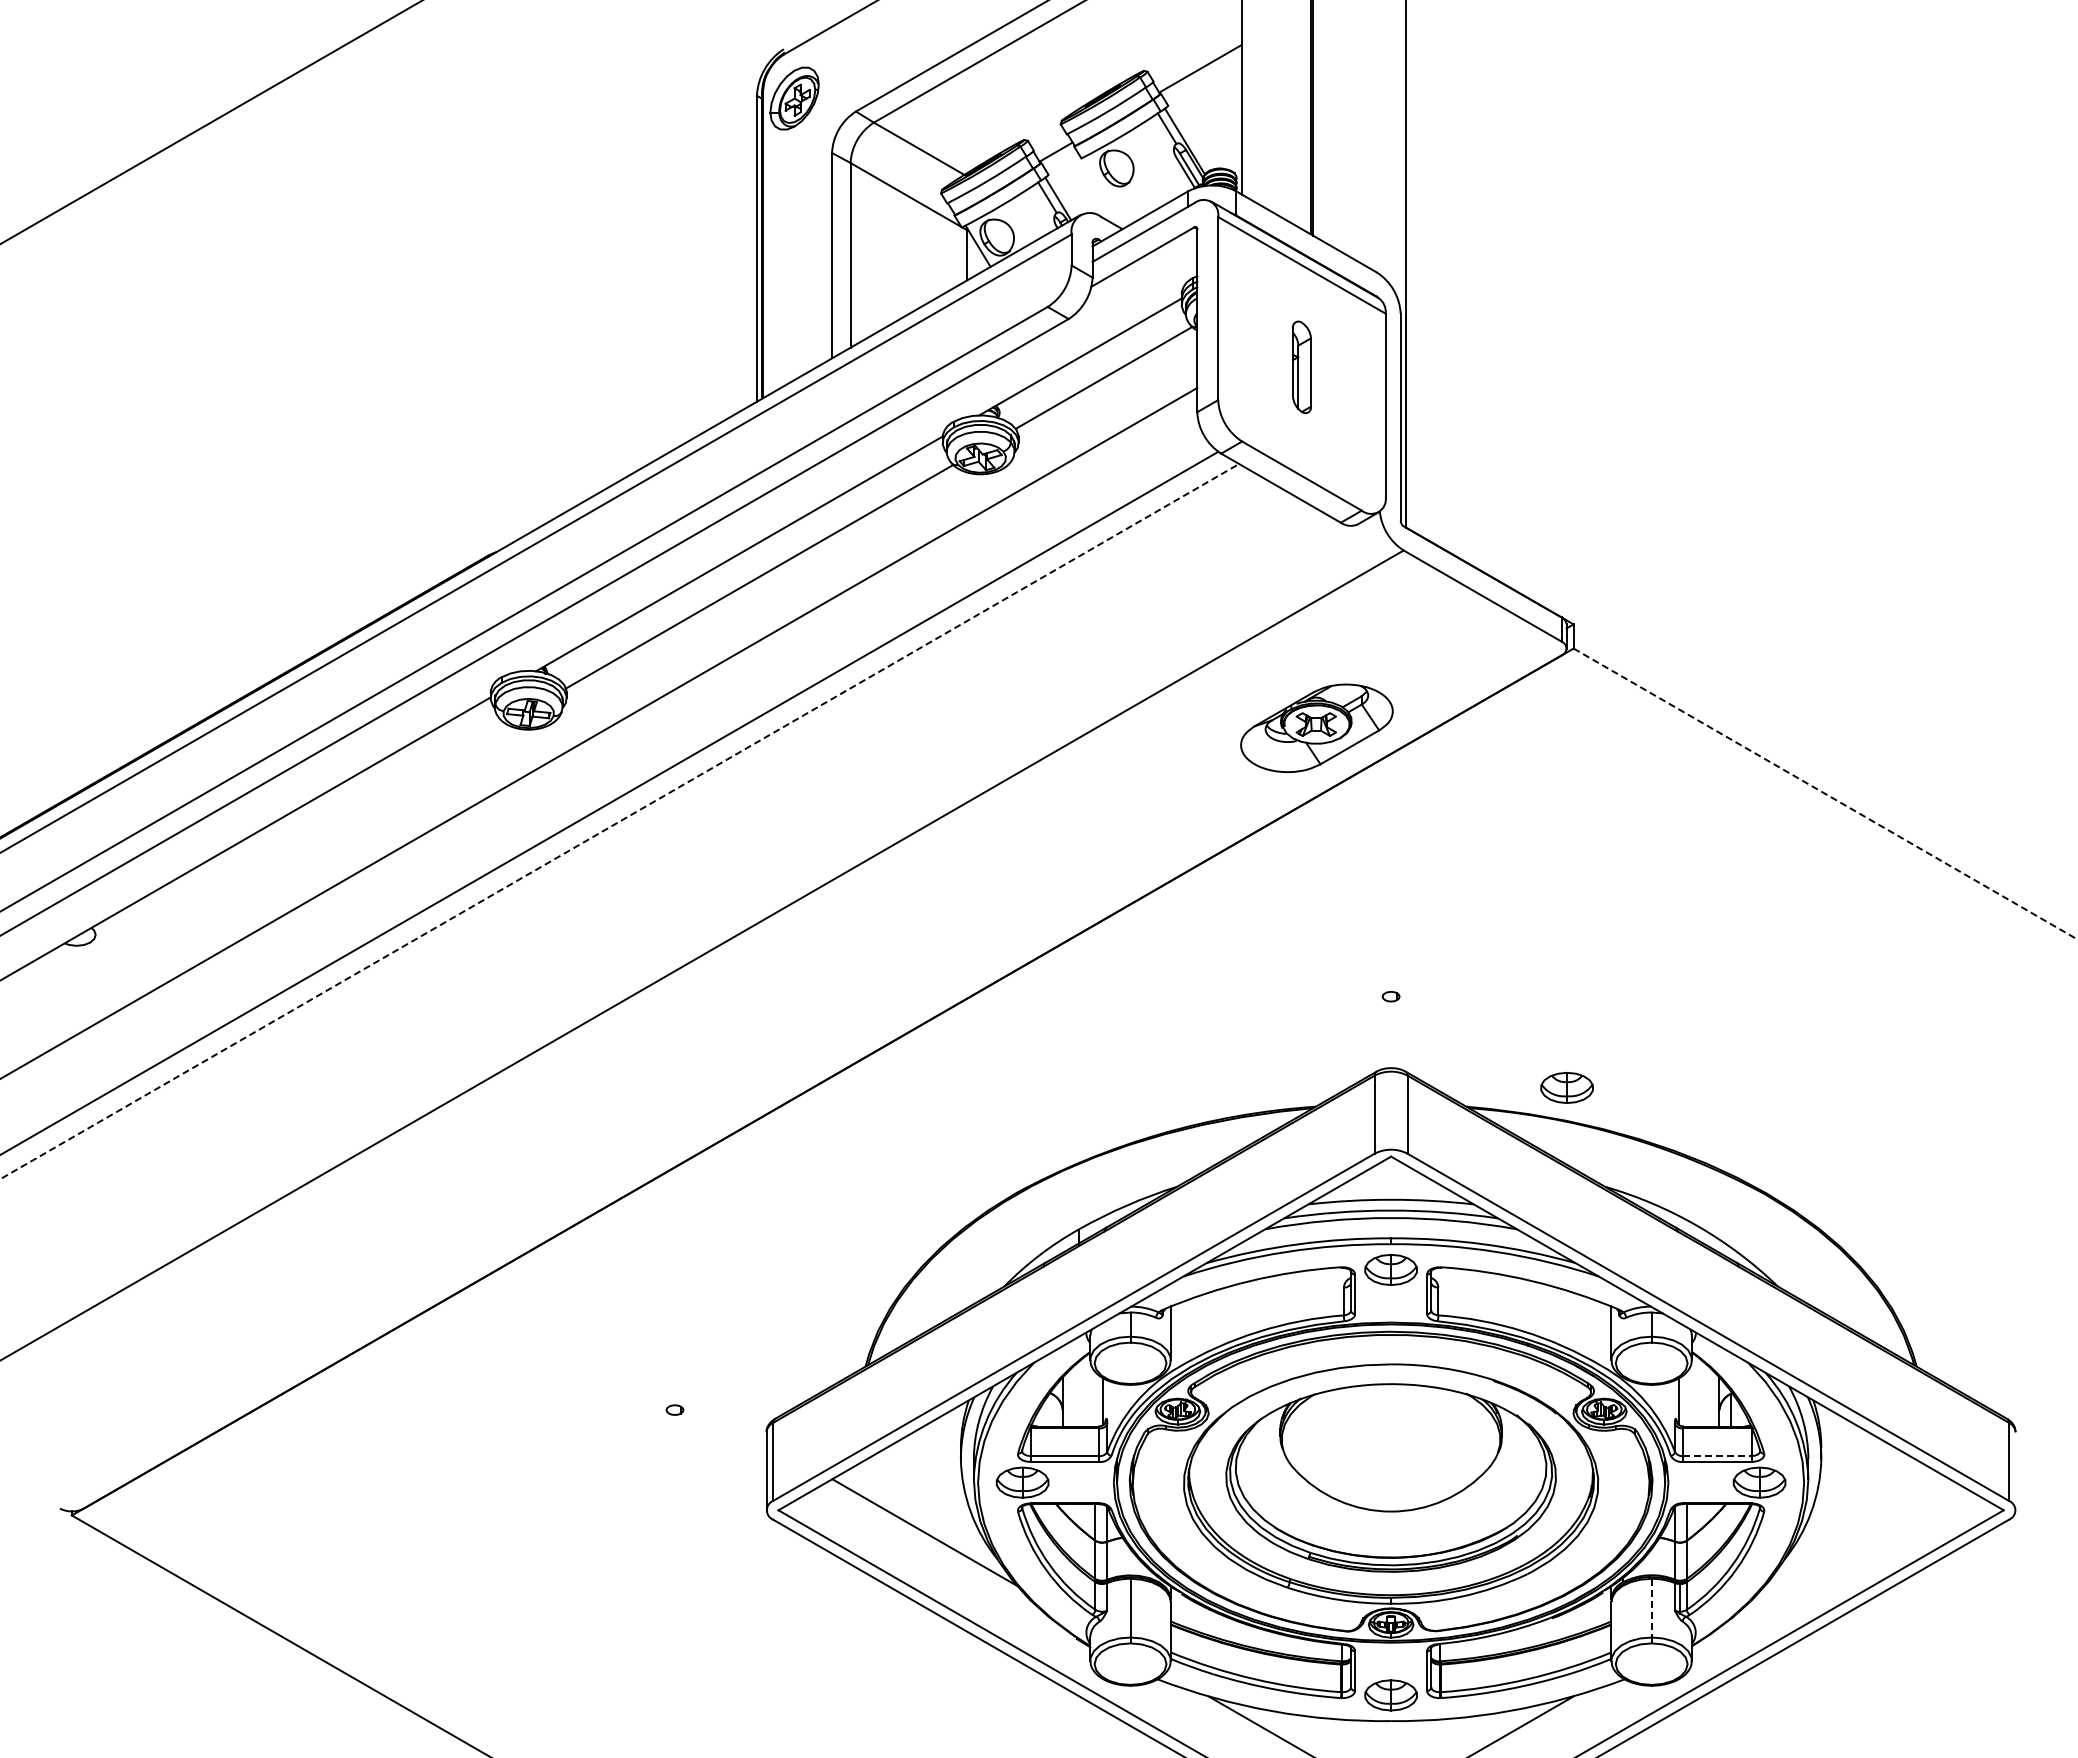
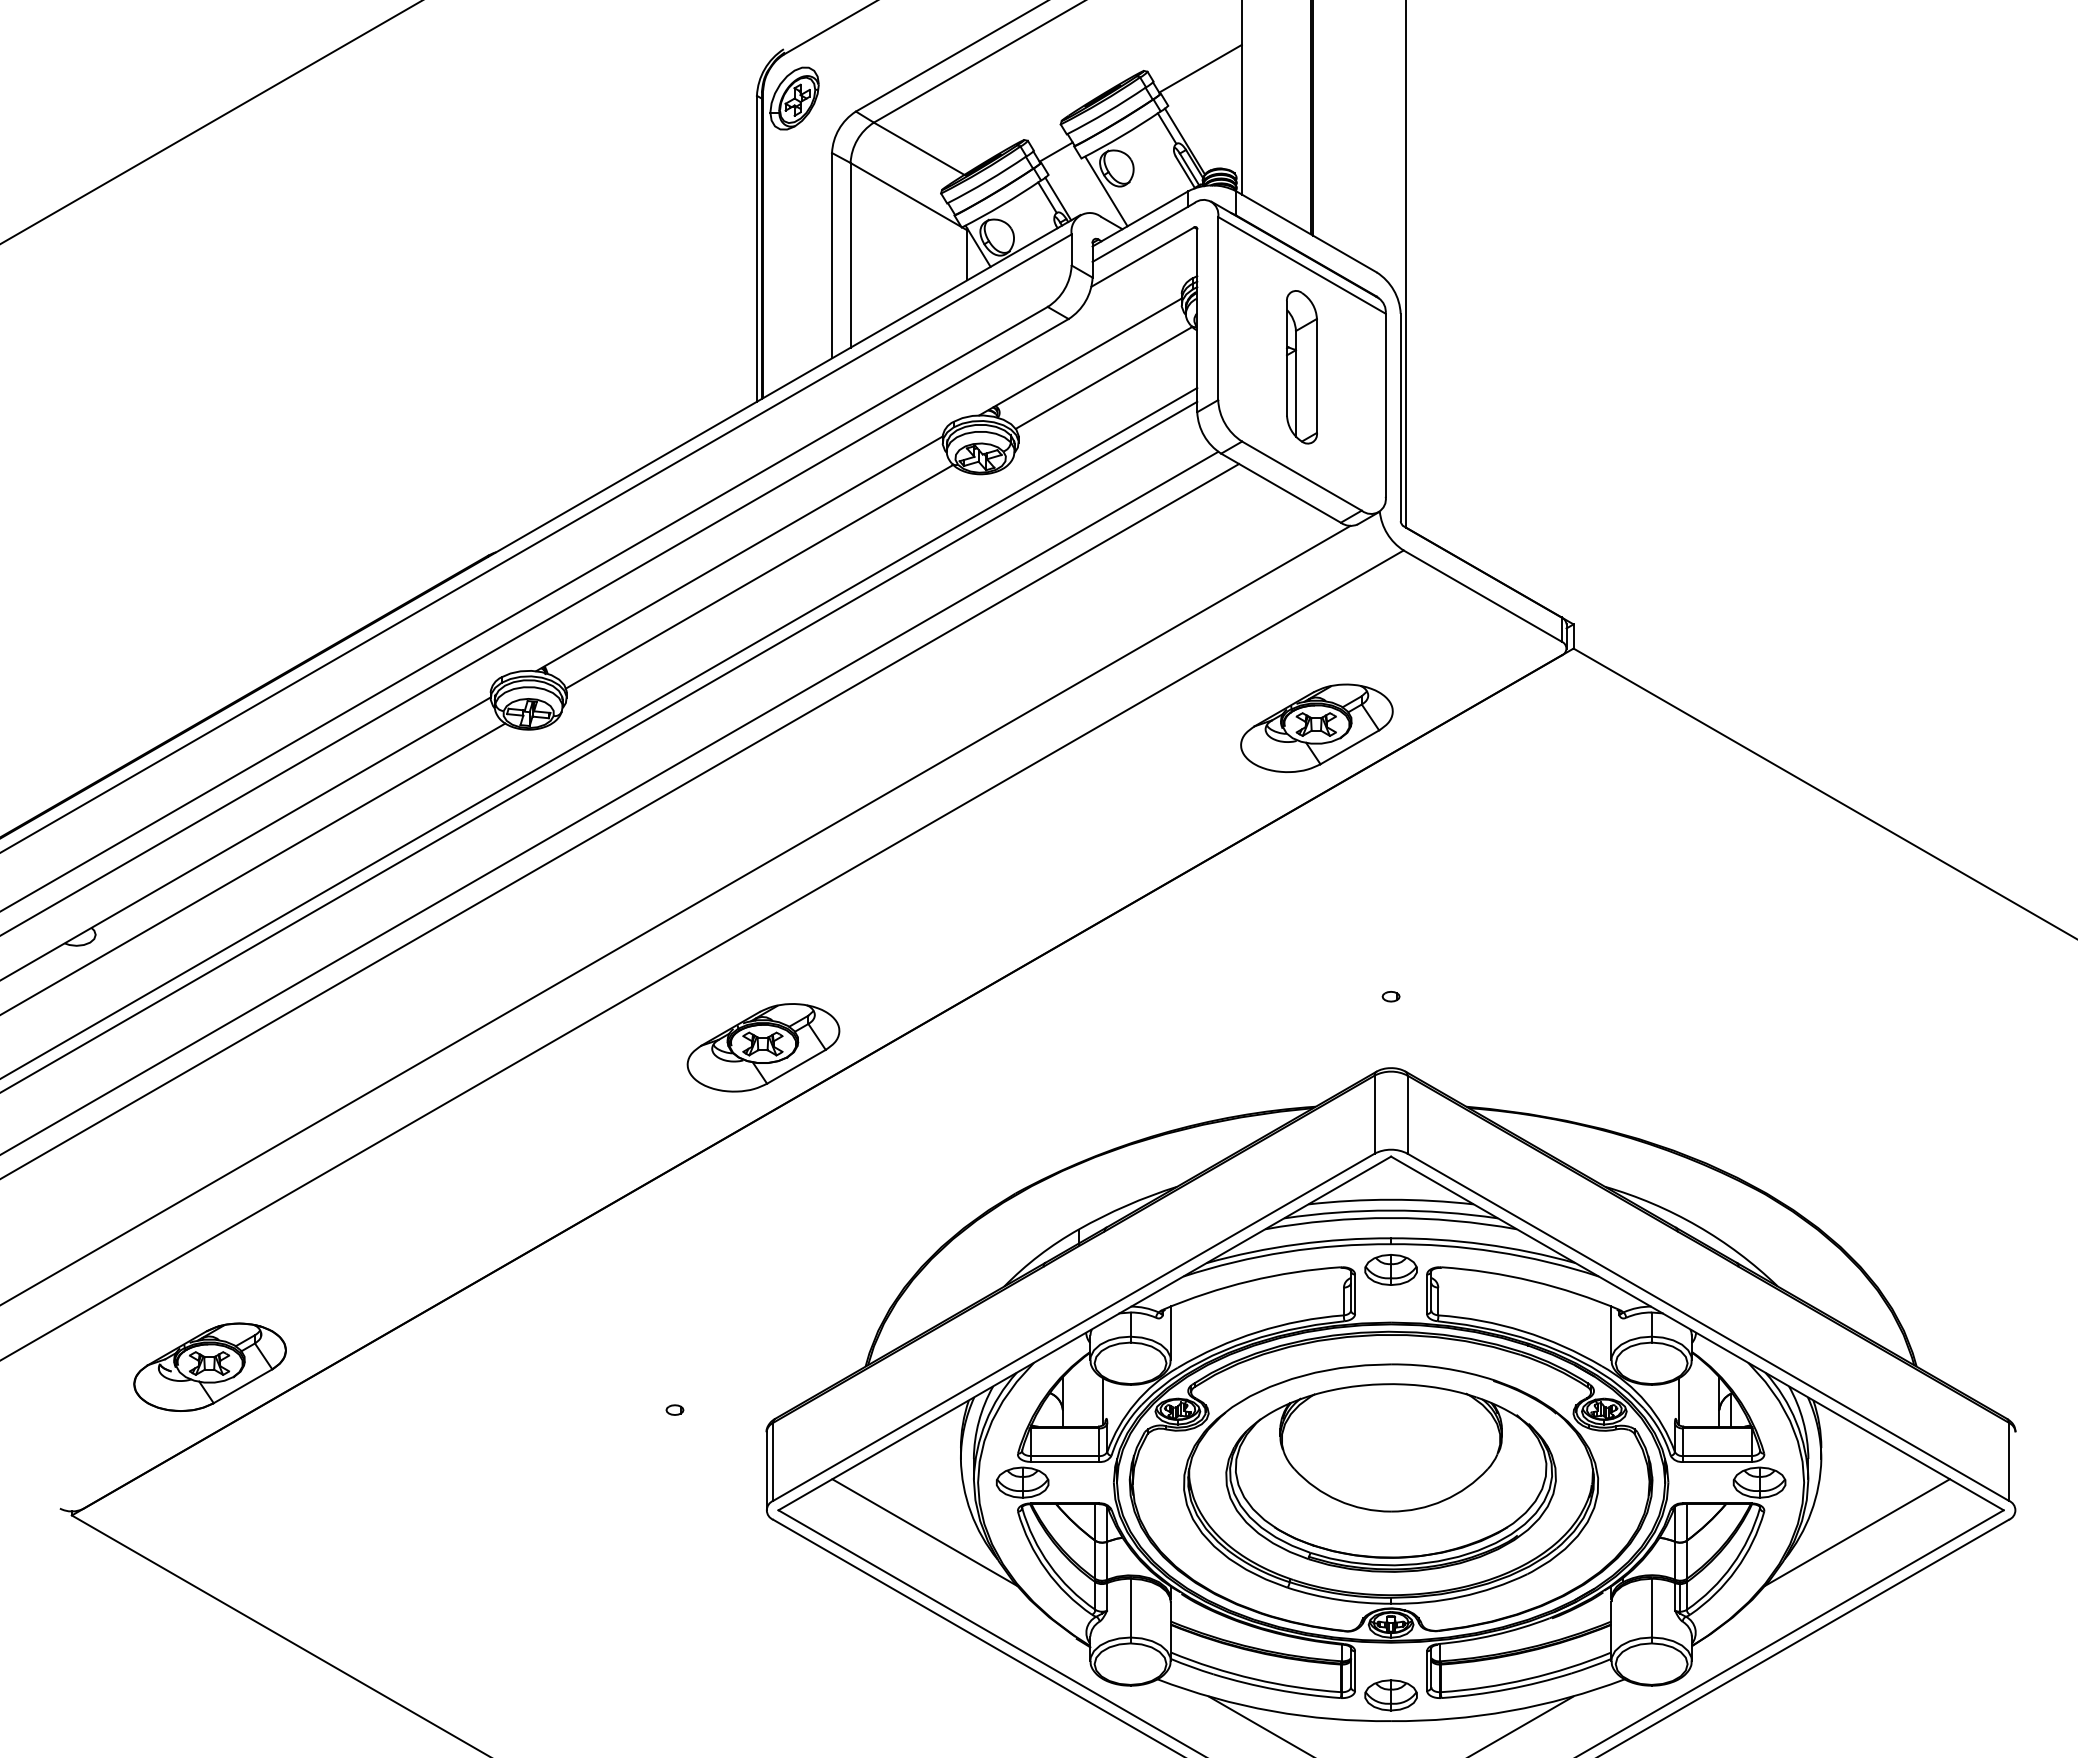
line: none -> present (1106, 191)
part size: 20x95 px -> 32x155 px (1301, 367)
line: none -> present (599, 746)
line: dashed -> solid (1825, 794)
line: dashed -> solid (620, 821)
line: none -> present (253, 868)
line: none -> present (676, 914)
part: none -> present (763, 1047)
part: present -> none (1566, 1087)
part: none -> present (209, 1366)
line: dashed -> solid (1717, 1456)
line: none -> present (1857, 1532)
line: dashed -> solid (1651, 1608)
